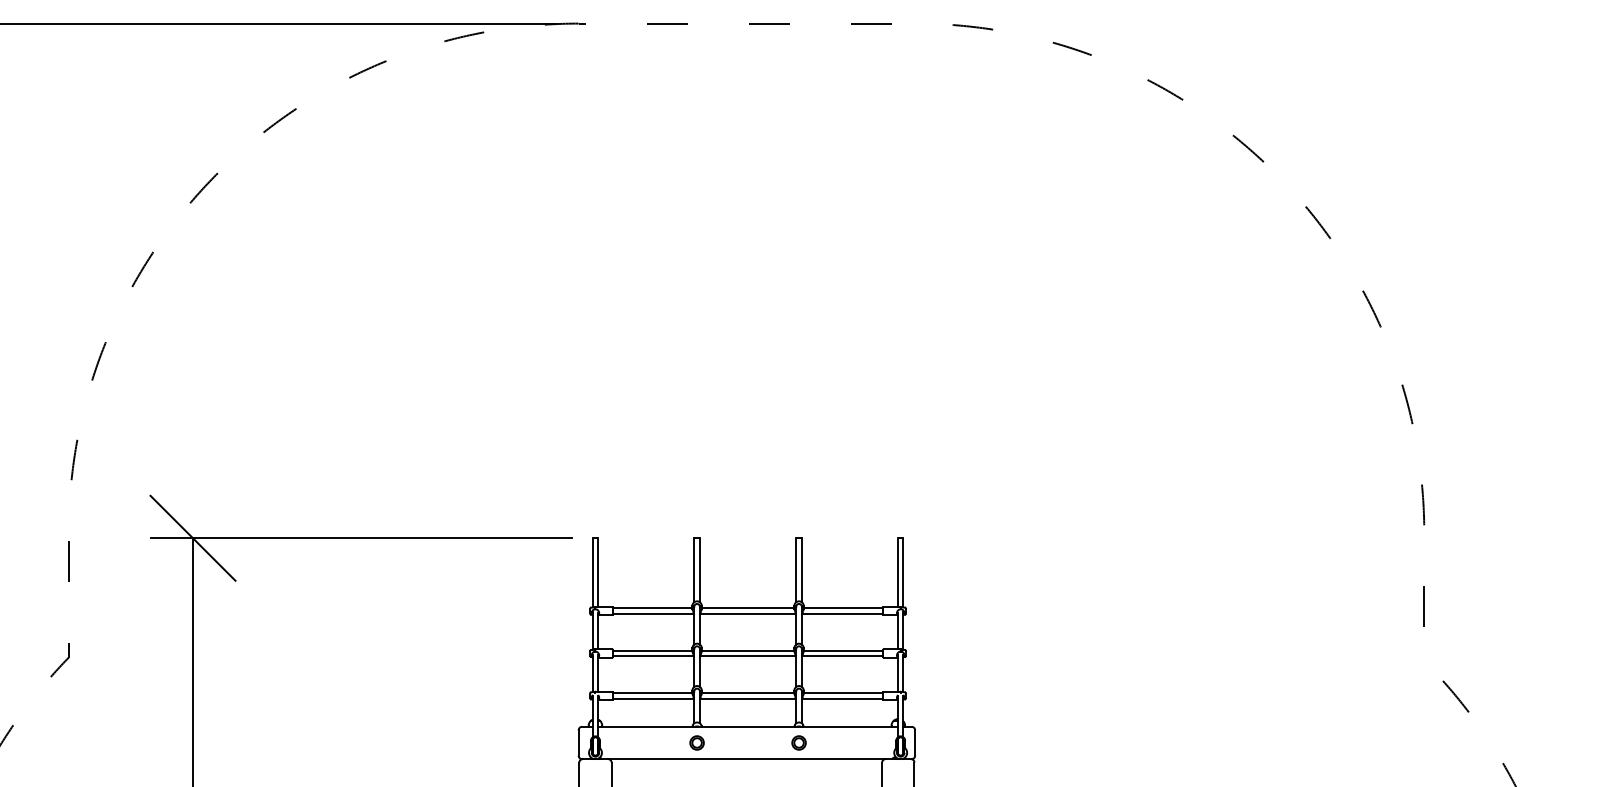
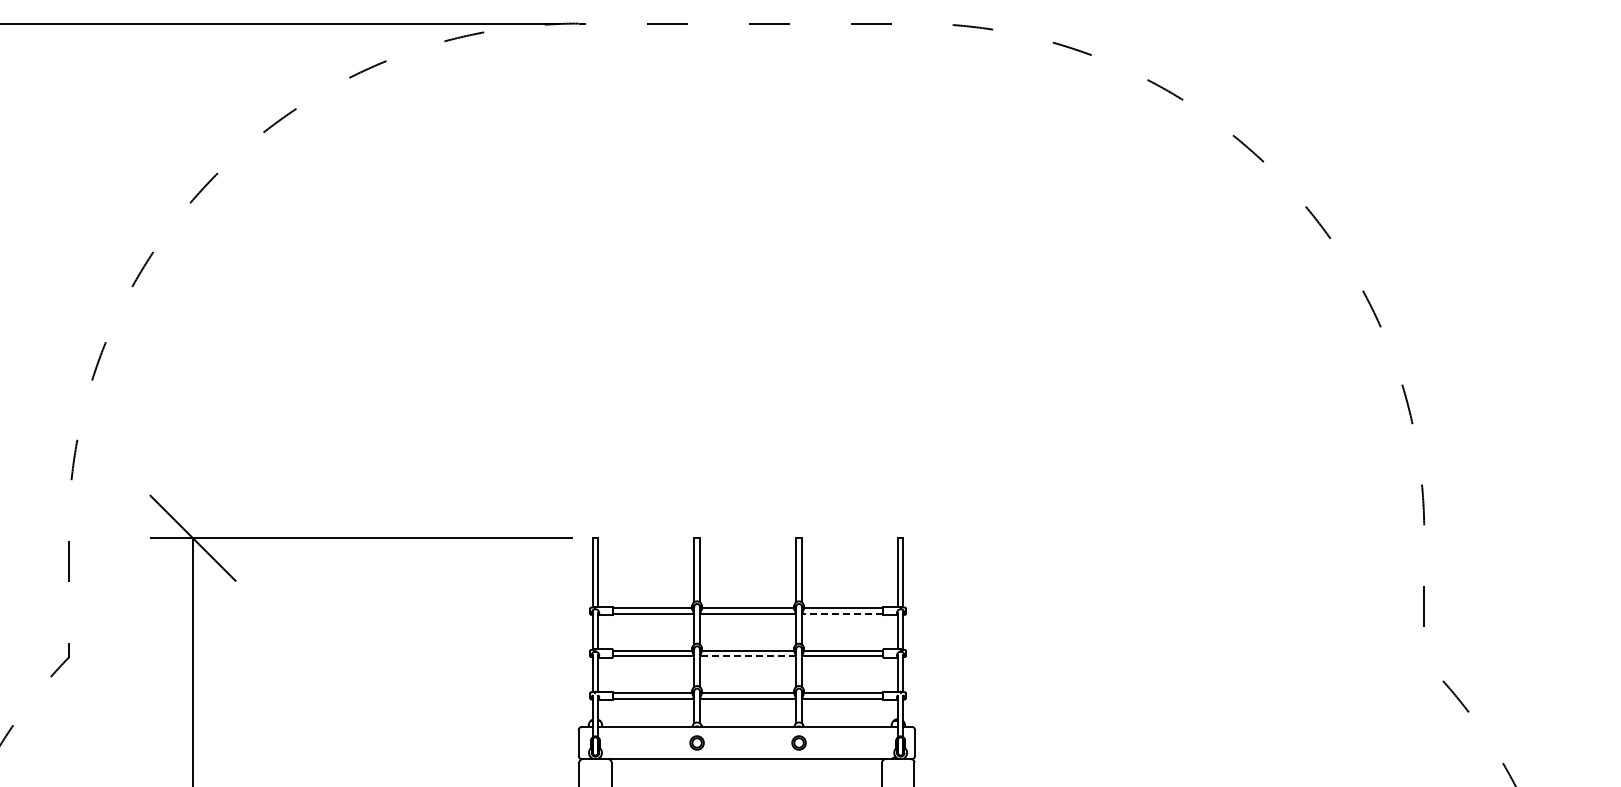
line: solid -> dashed (842, 613)
line: solid -> dashed (748, 656)
